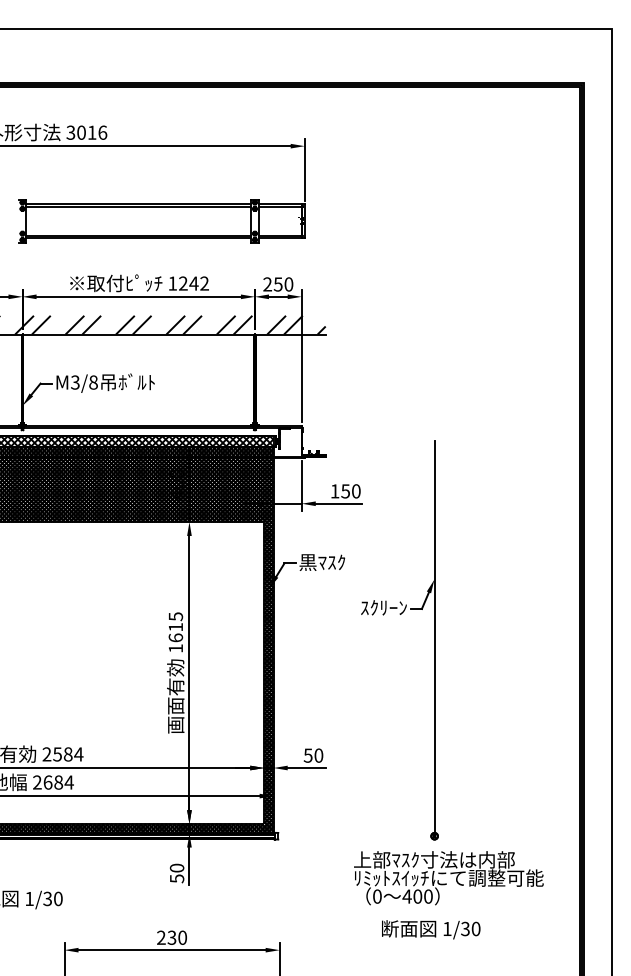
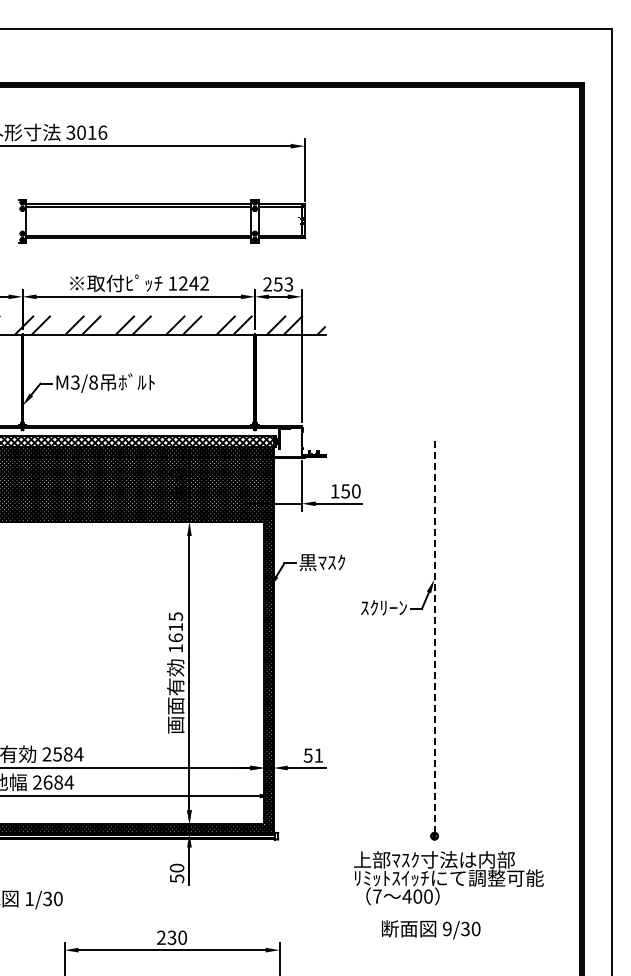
text: 250 -> 253 (288, 284)
line: solid -> dashed (434, 637)
text: 50 -> 51 (318, 755)
text: 0 -> 7 (377, 896)
text: 1/30 -> 9/30 (447, 928)
